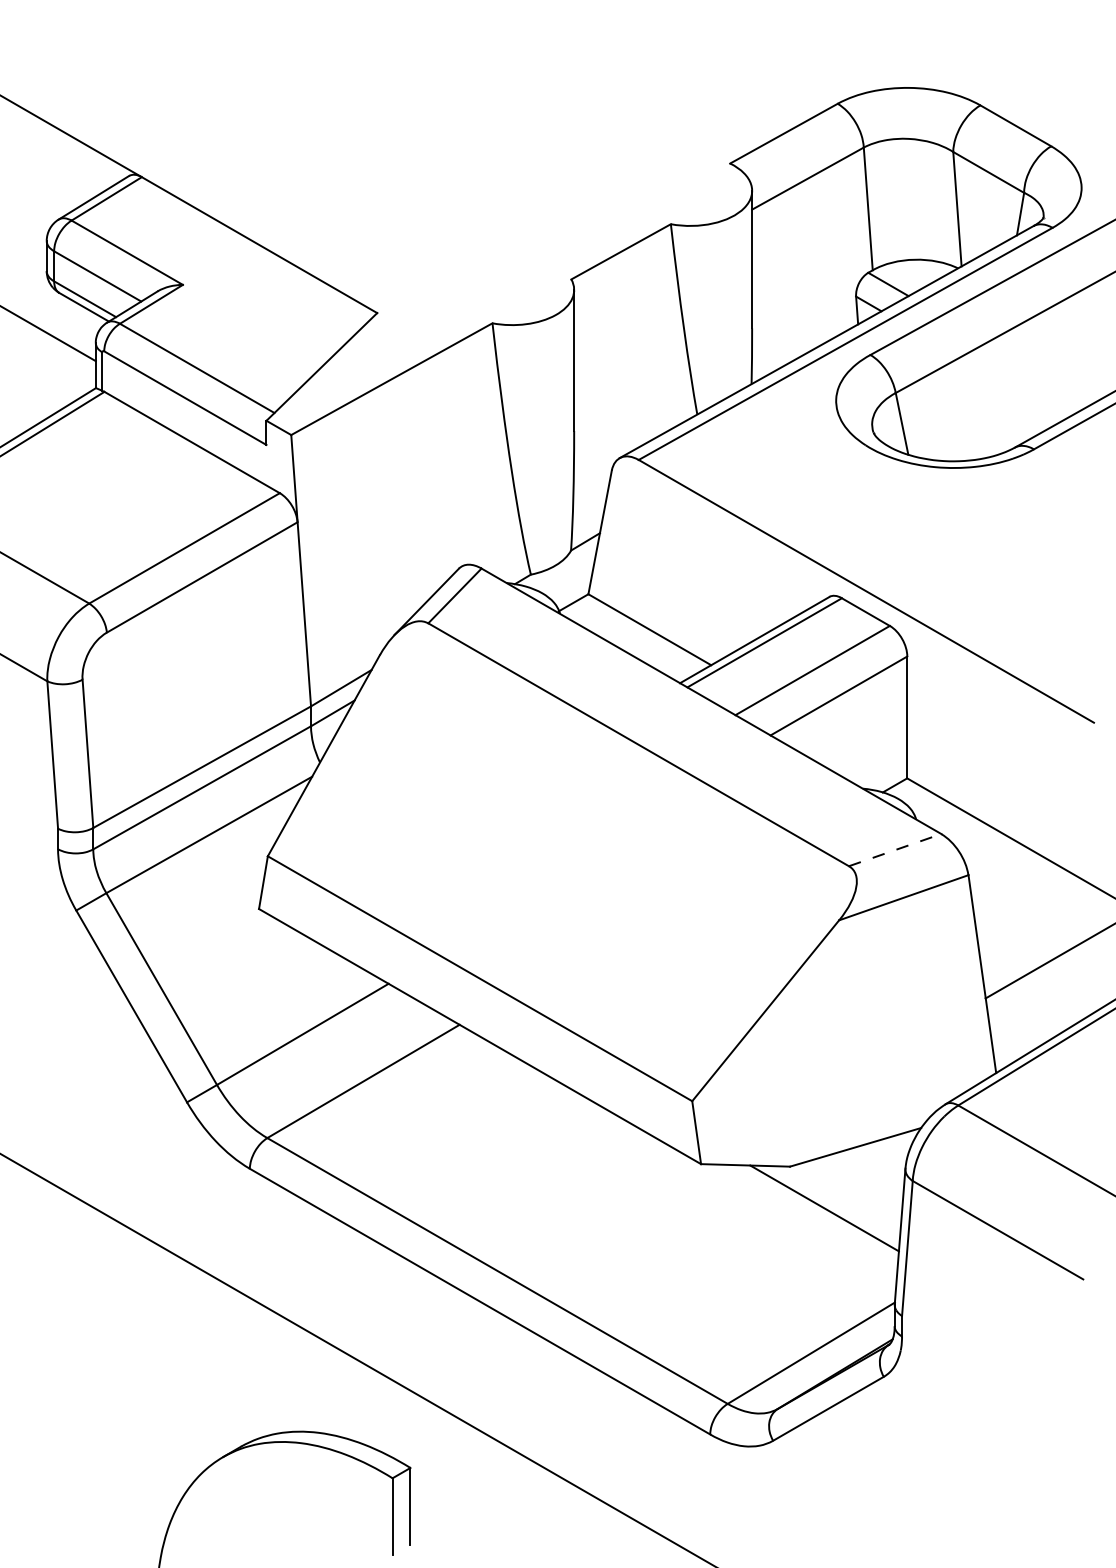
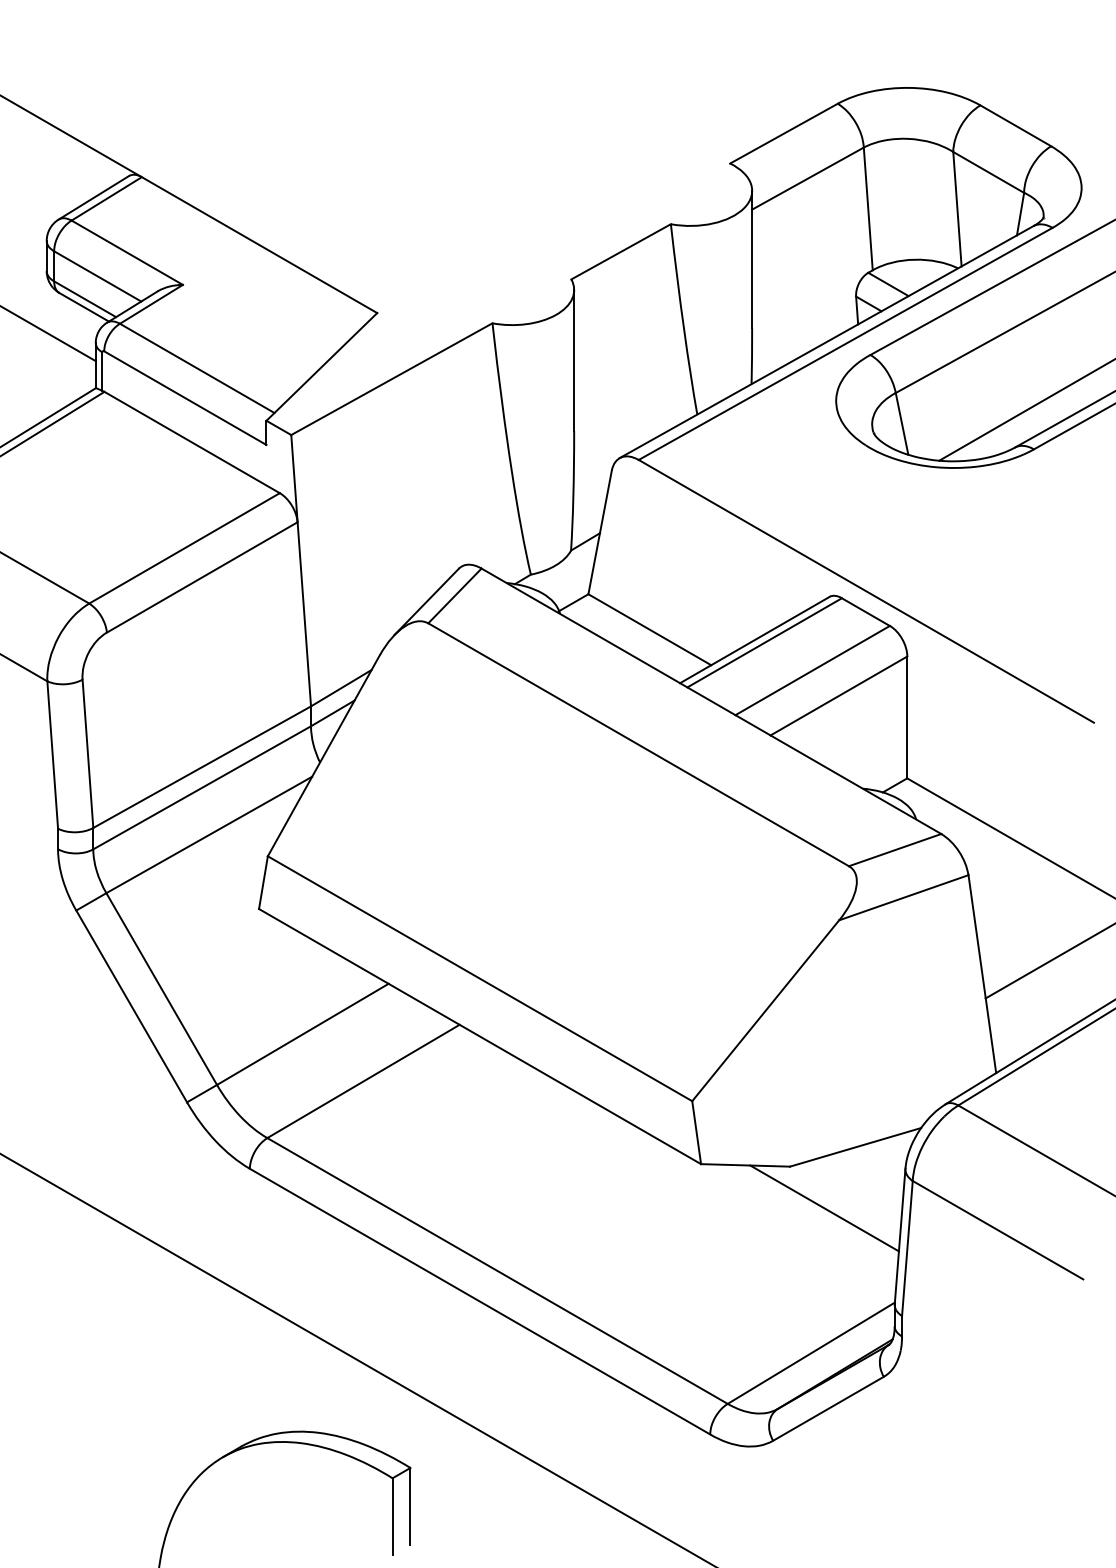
line: none -> present (1025, 410)
line: dashed -> solid (895, 850)
